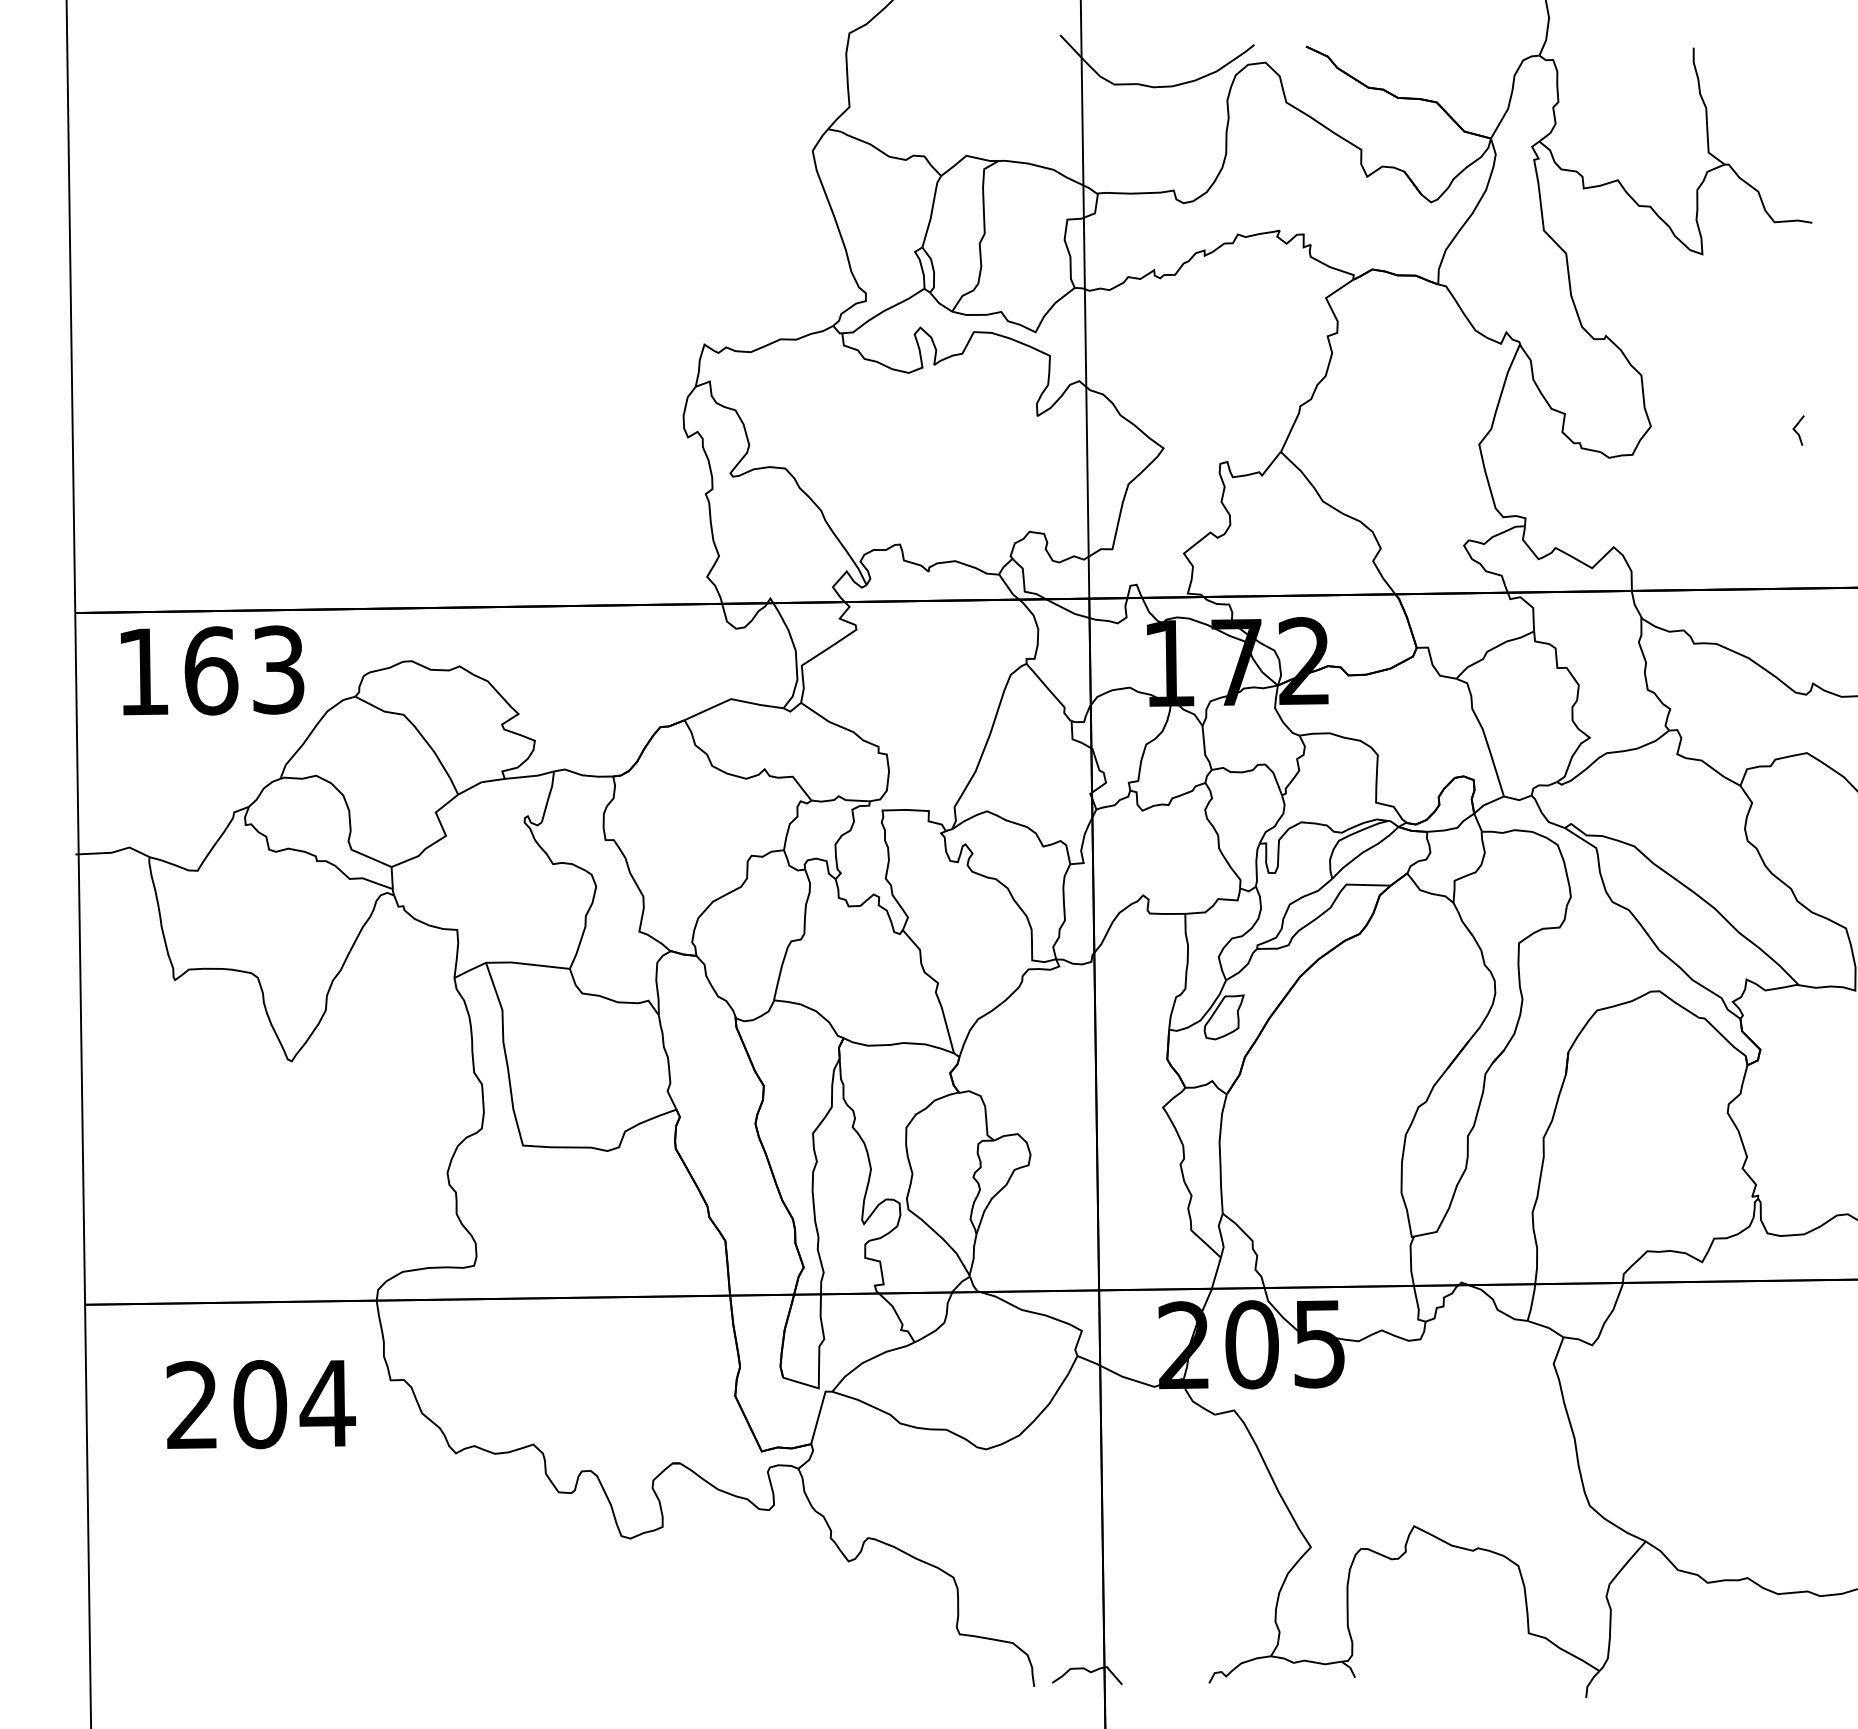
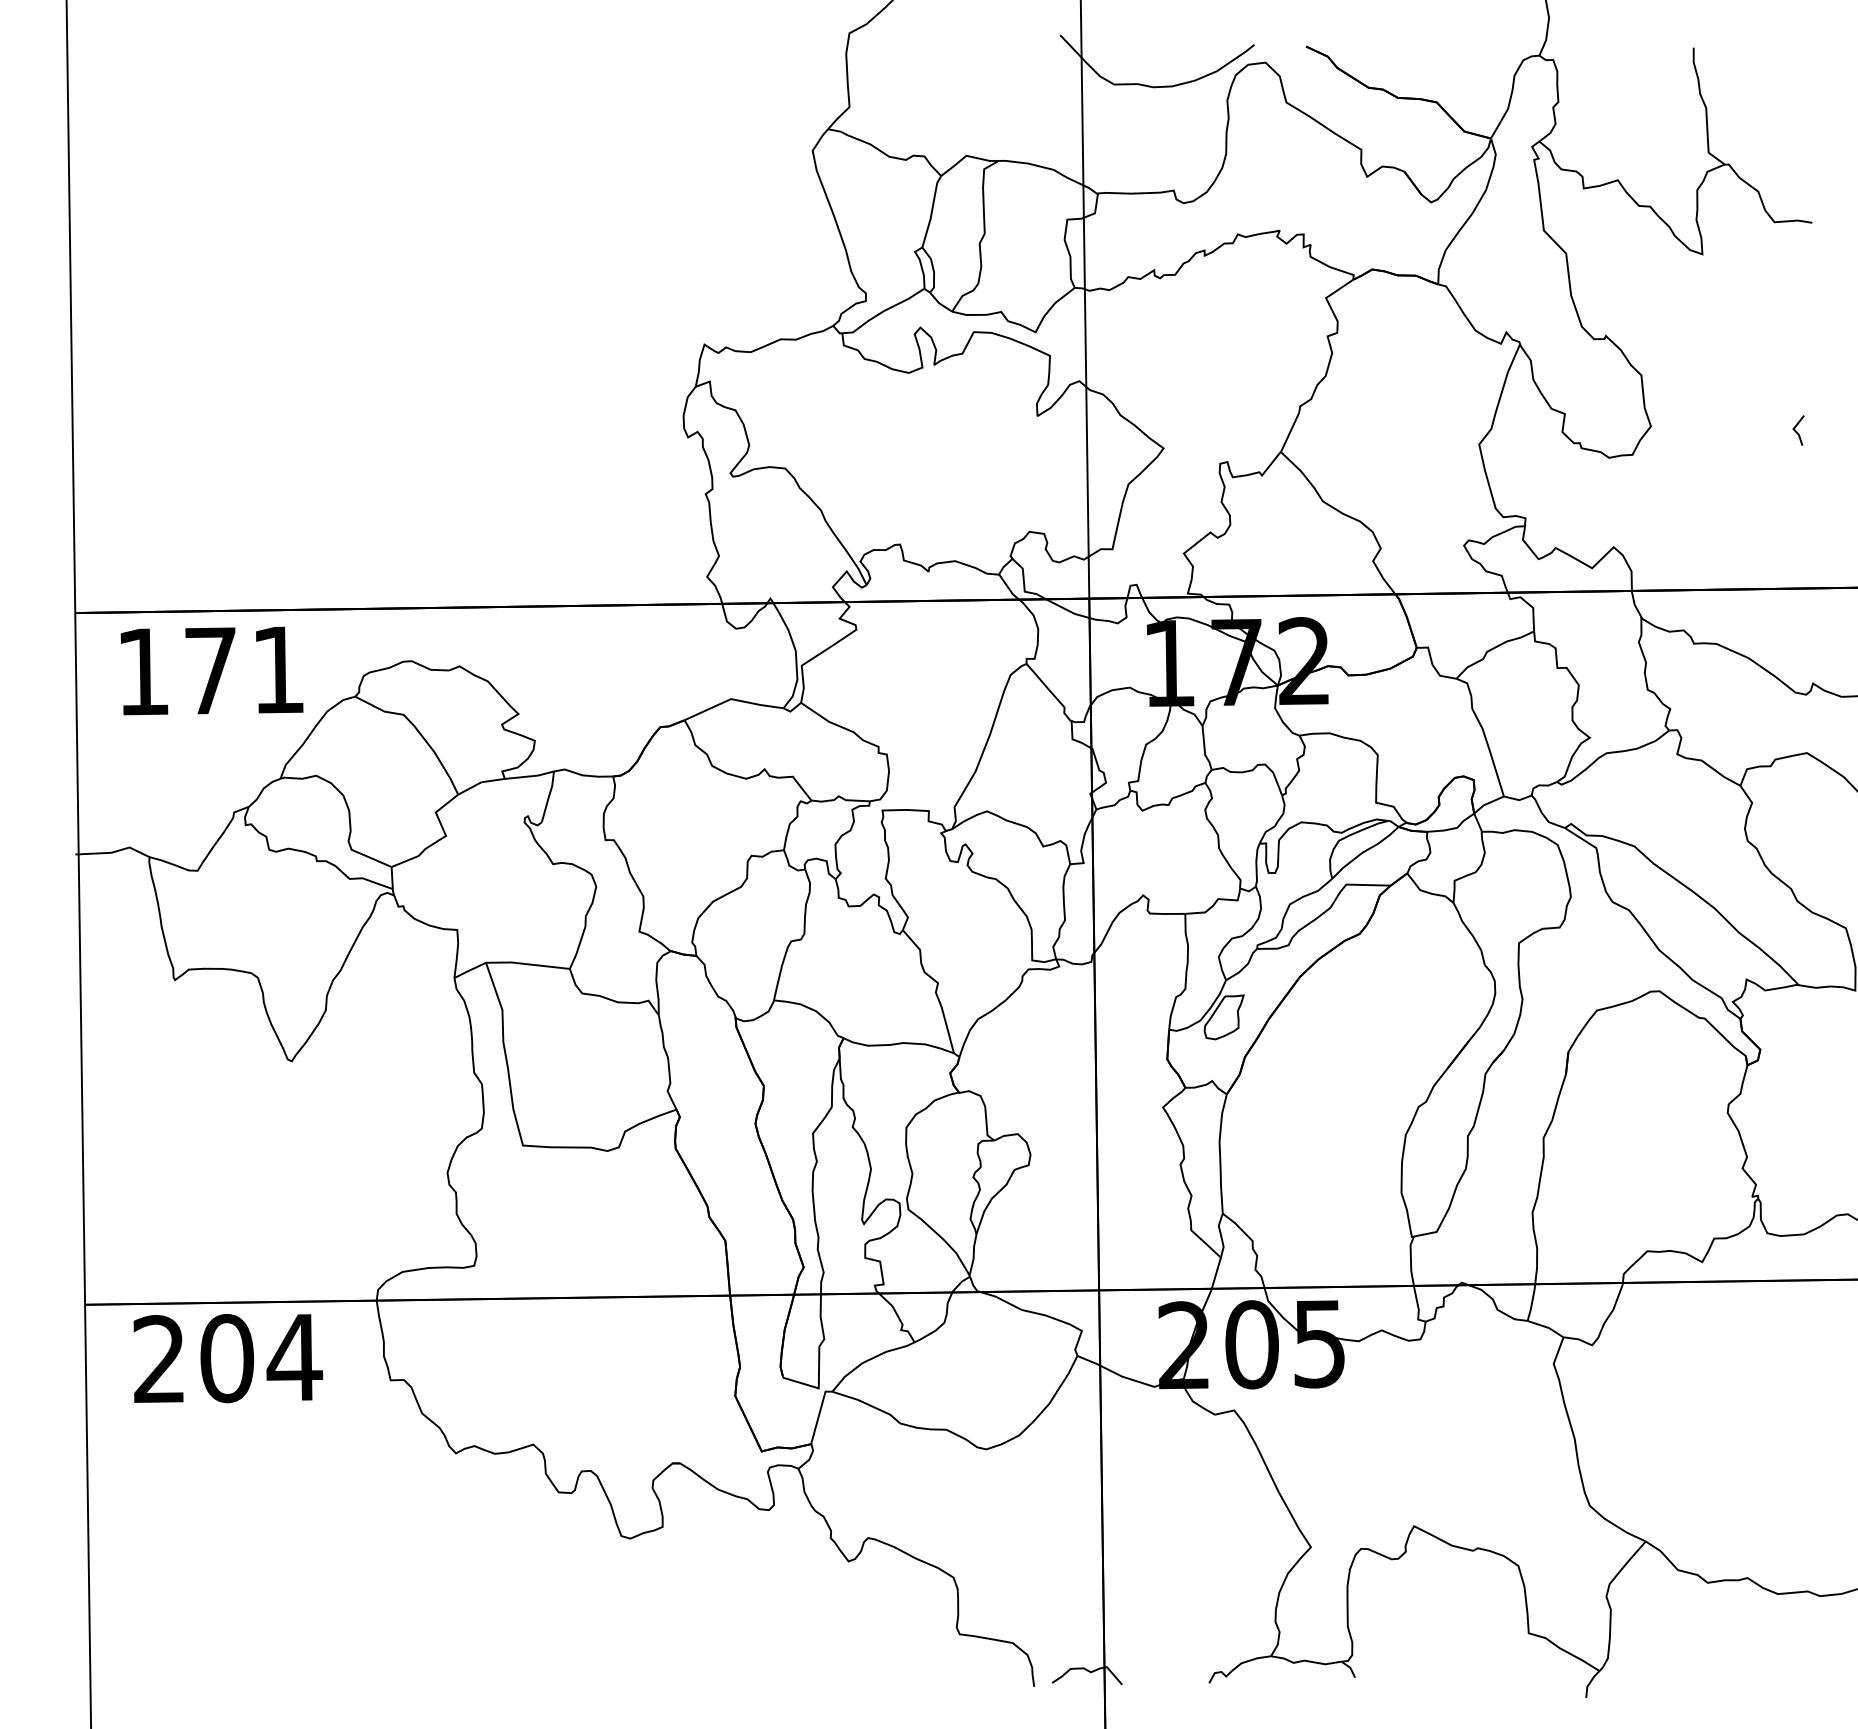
text: 163 -> 171 (244, 670)
text position: (261, 1404) -> (228, 1358) (228, 1358)
